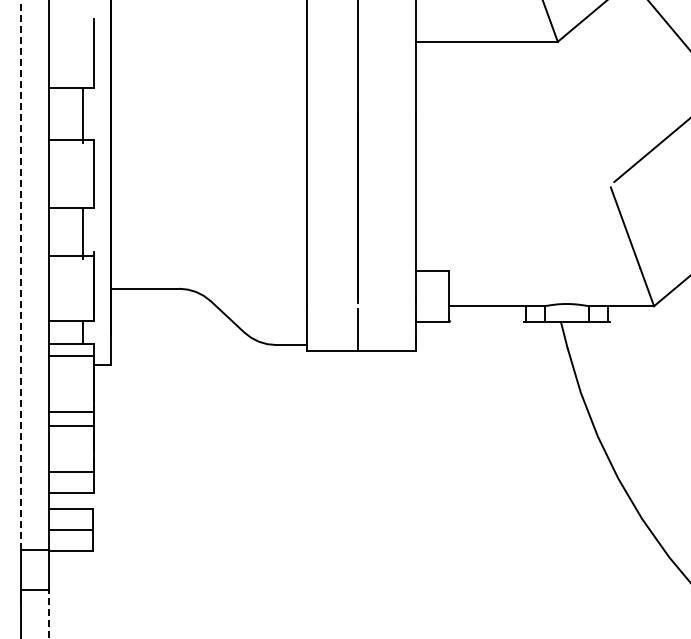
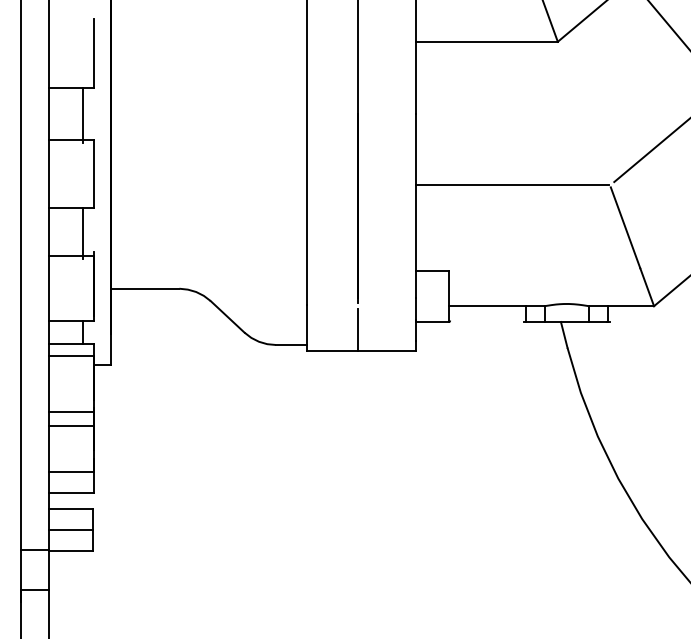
line: none -> present (511, 185)
line: dashed -> solid (20, 274)
line: dashed -> solid (49, 614)
